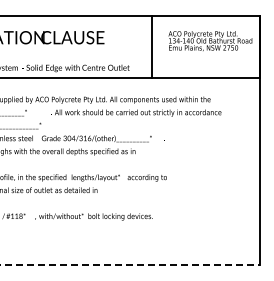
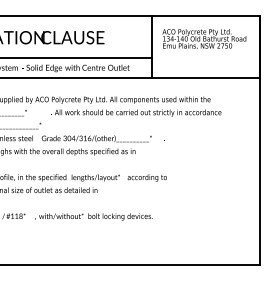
text position: (210, 40) -> (204, 38) (204, 38)
line: none -> present (77, 58)
line: dashed -> solid (129, 265)
